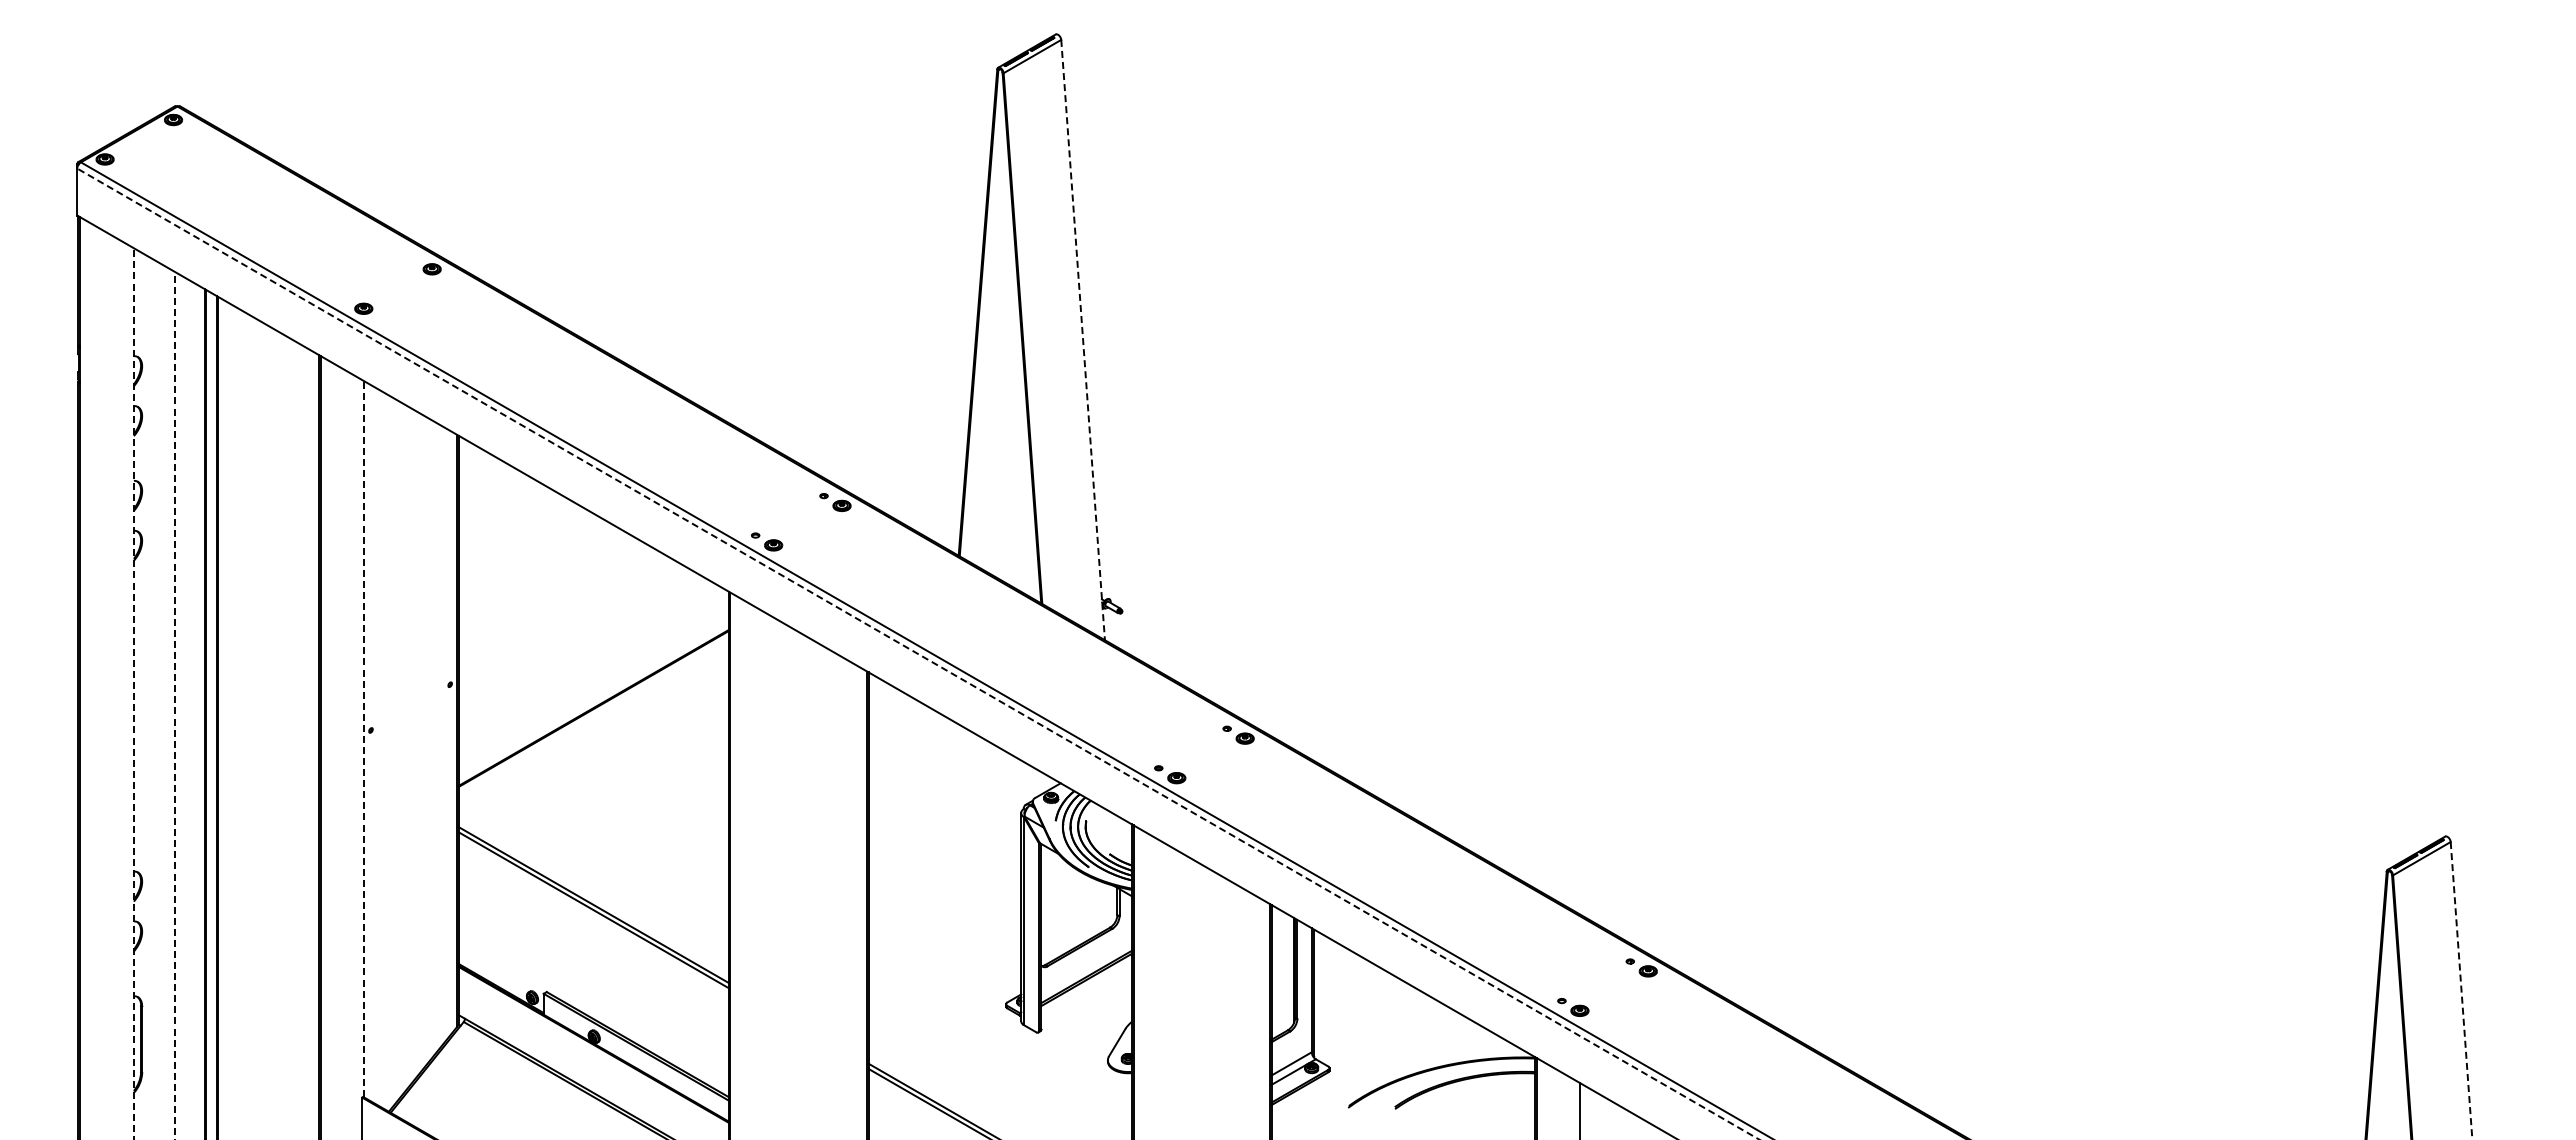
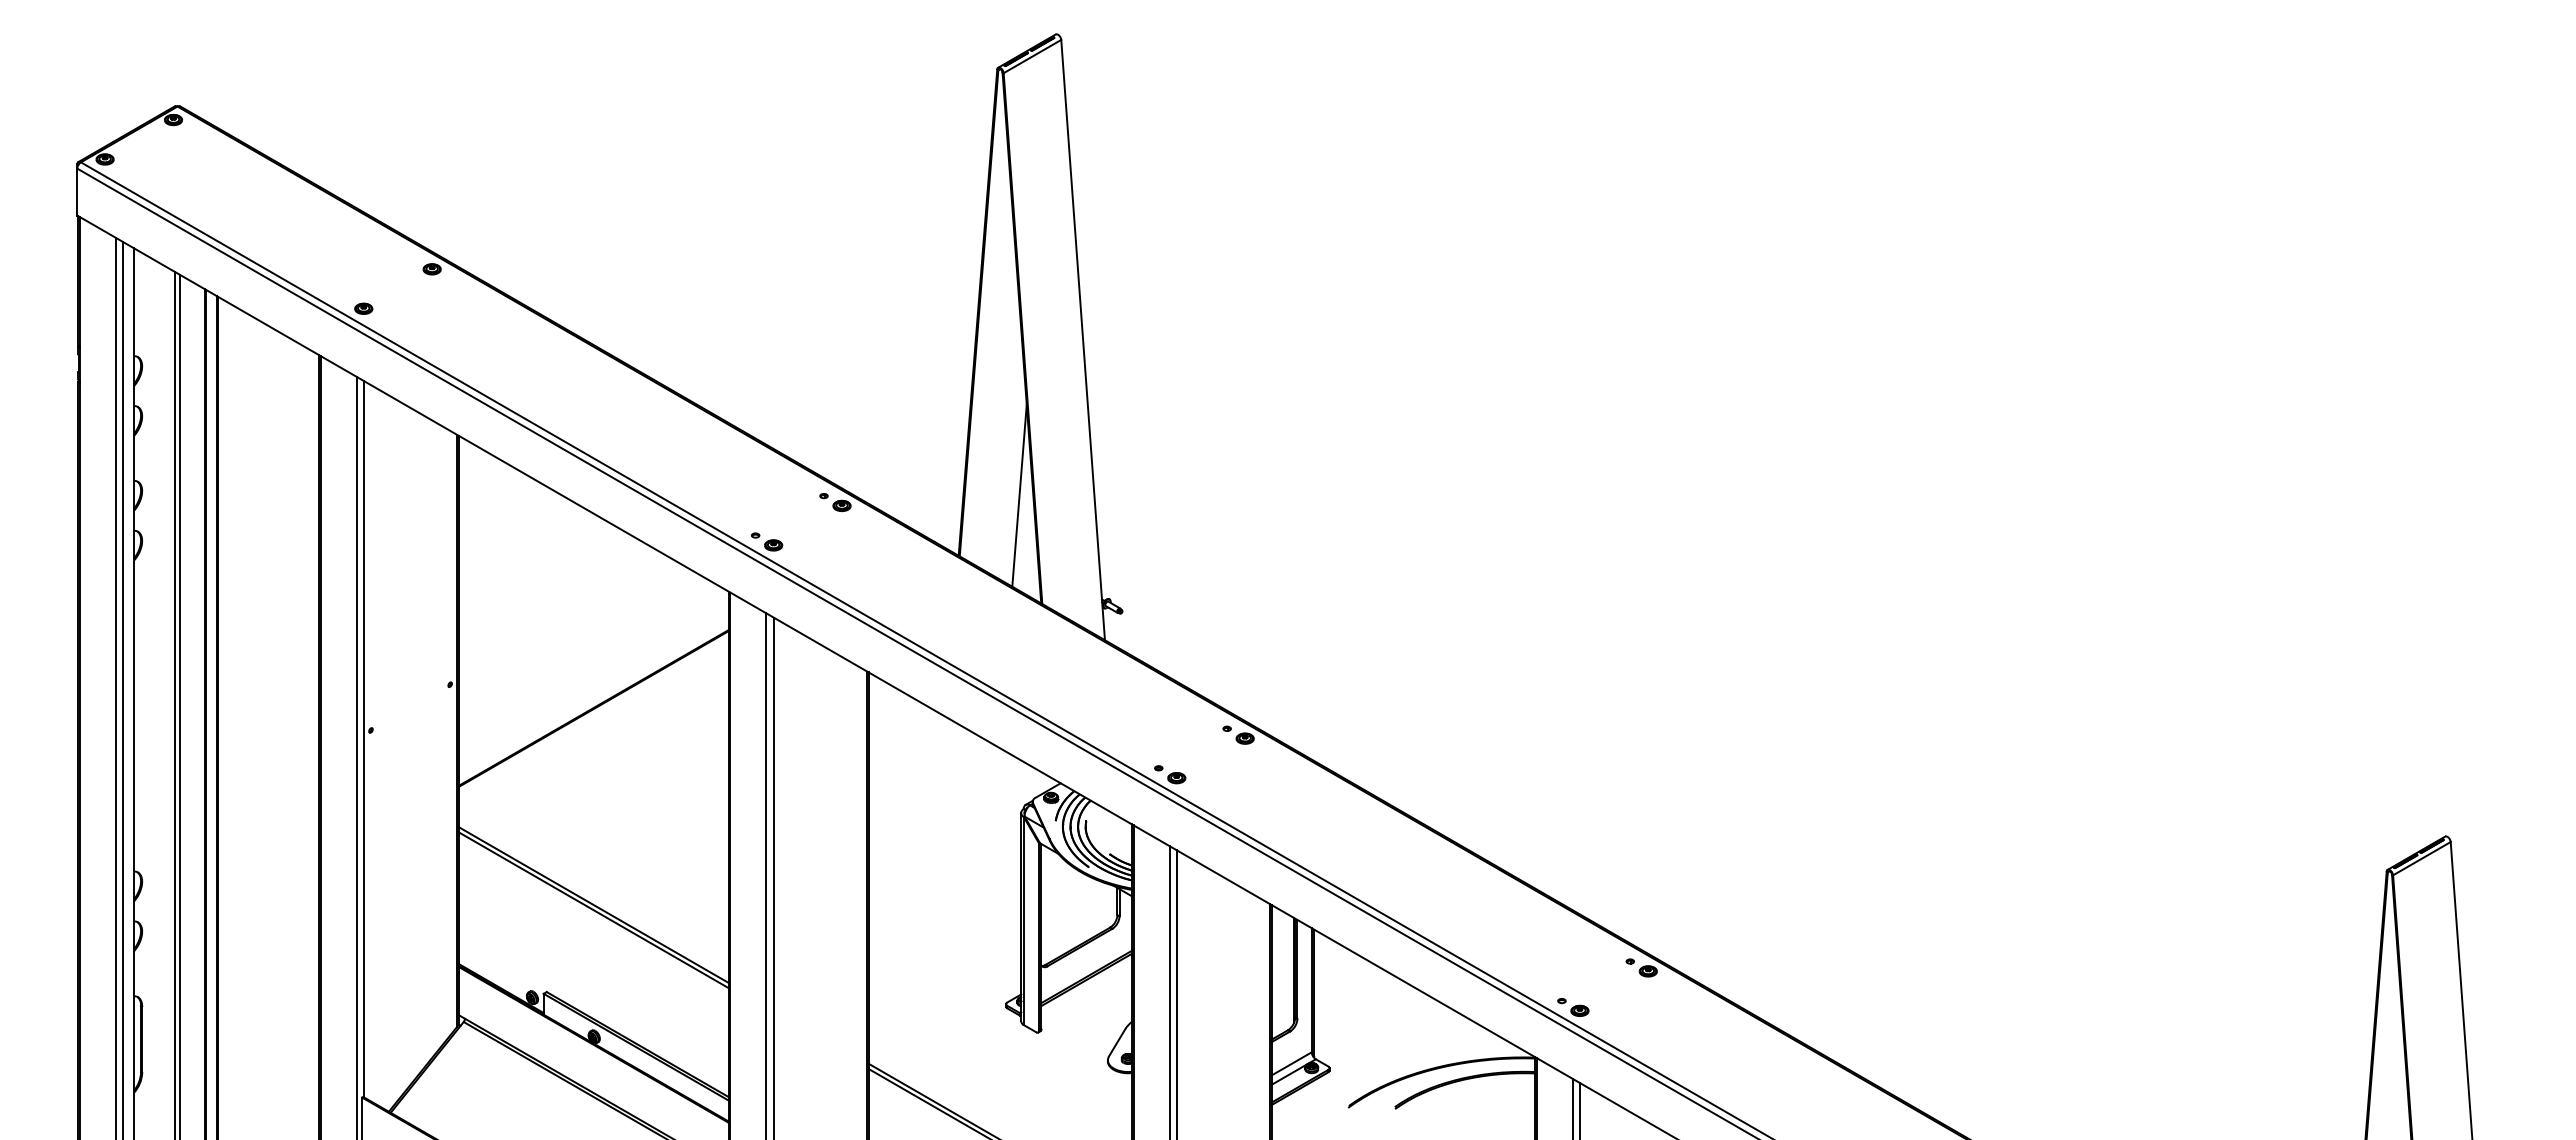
line: dashed -> solid (1083, 340)
line: none -> present (1019, 495)
line: dashed -> solid (918, 653)
line: none -> present (115, 686)
line: none -> present (123, 689)
line: dashed -> solid (133, 694)
line: dashed -> solid (174, 705)
line: none -> present (179, 705)
line: dashed -> solid (363, 738)
line: none -> present (356, 756)
line: none -> present (766, 874)
line: none -> present (773, 876)
line: none -> present (1169, 991)
line: dashed -> solid (2461, 991)
line: none -> present (1176, 993)
line: none -> present (1572, 1107)
